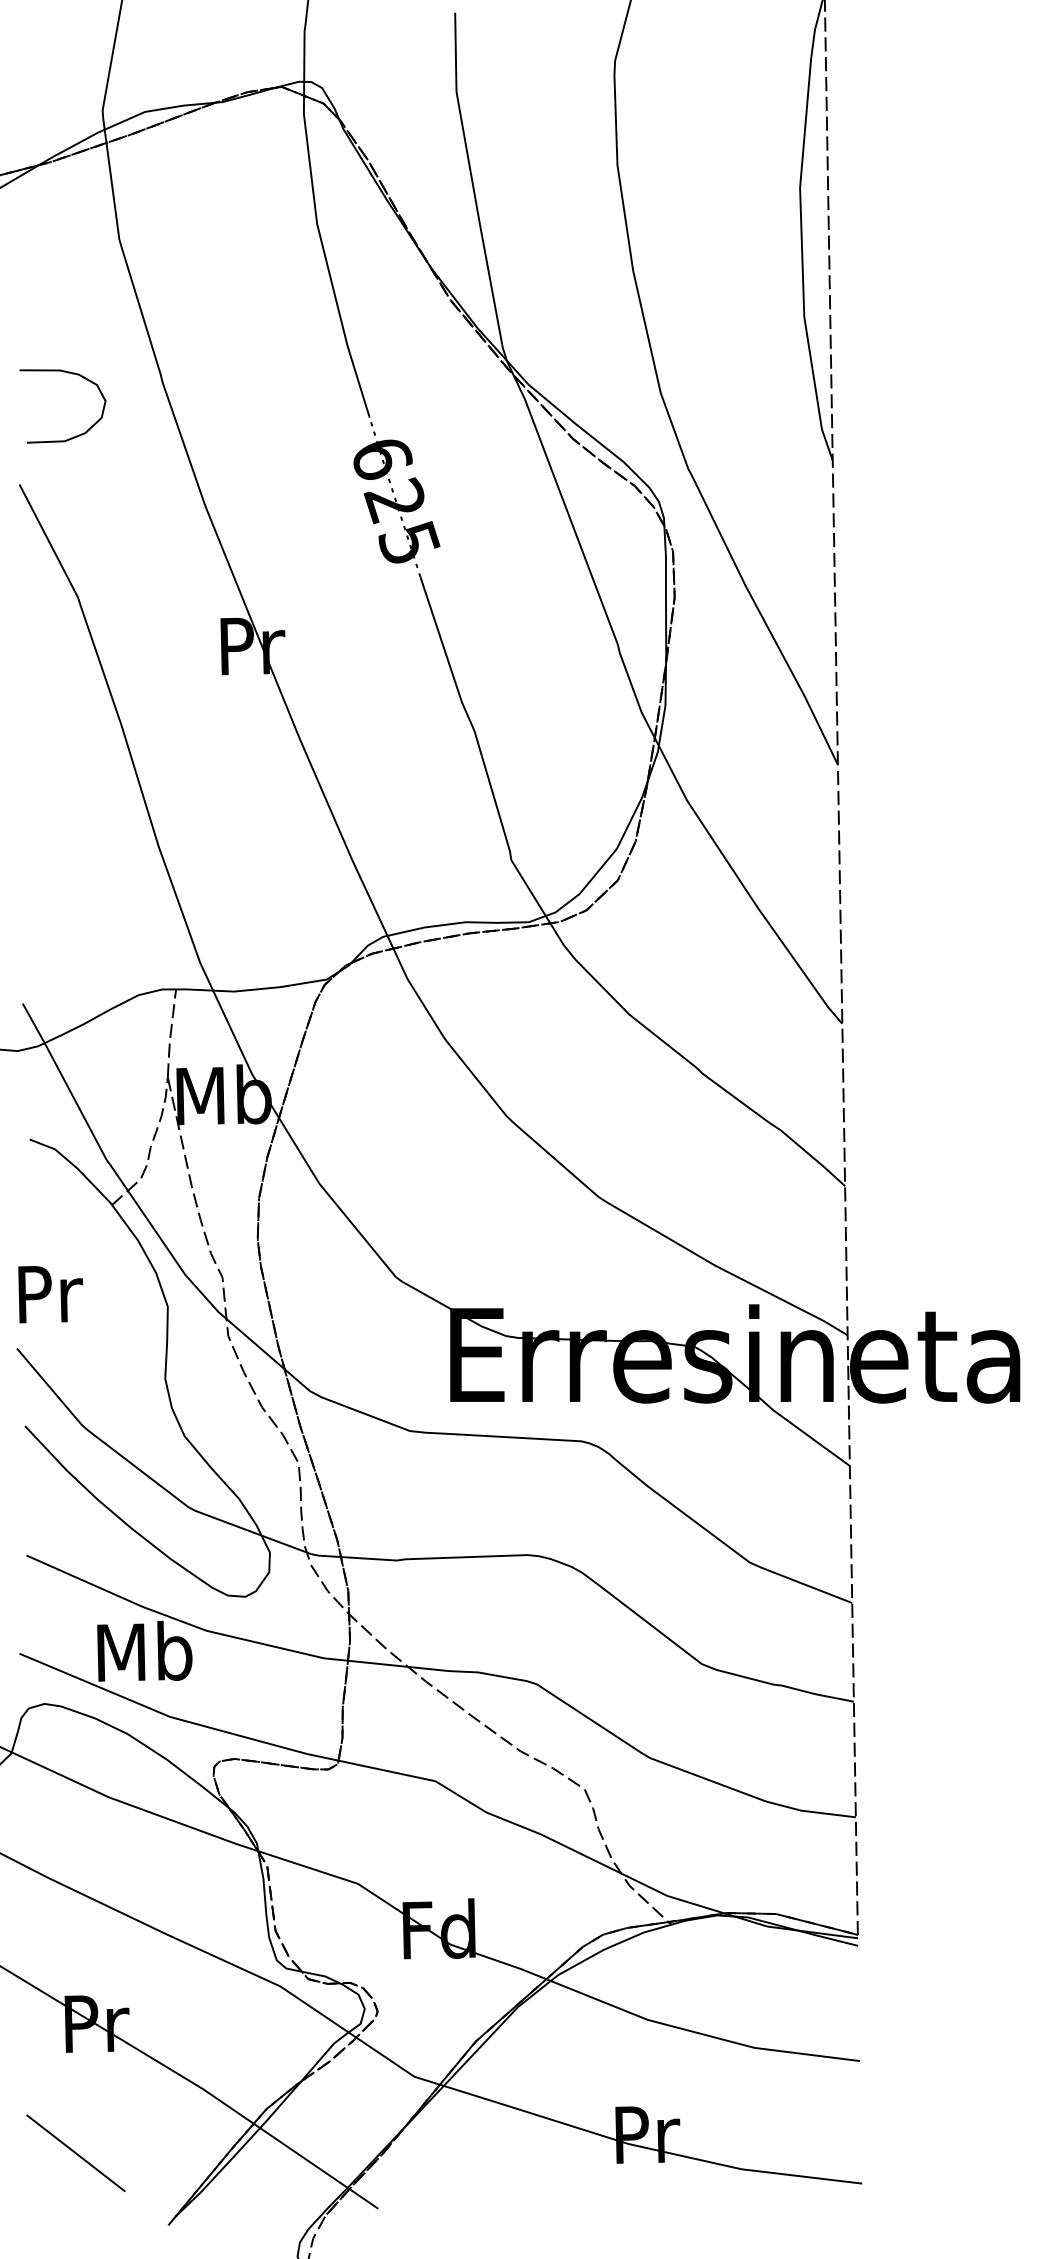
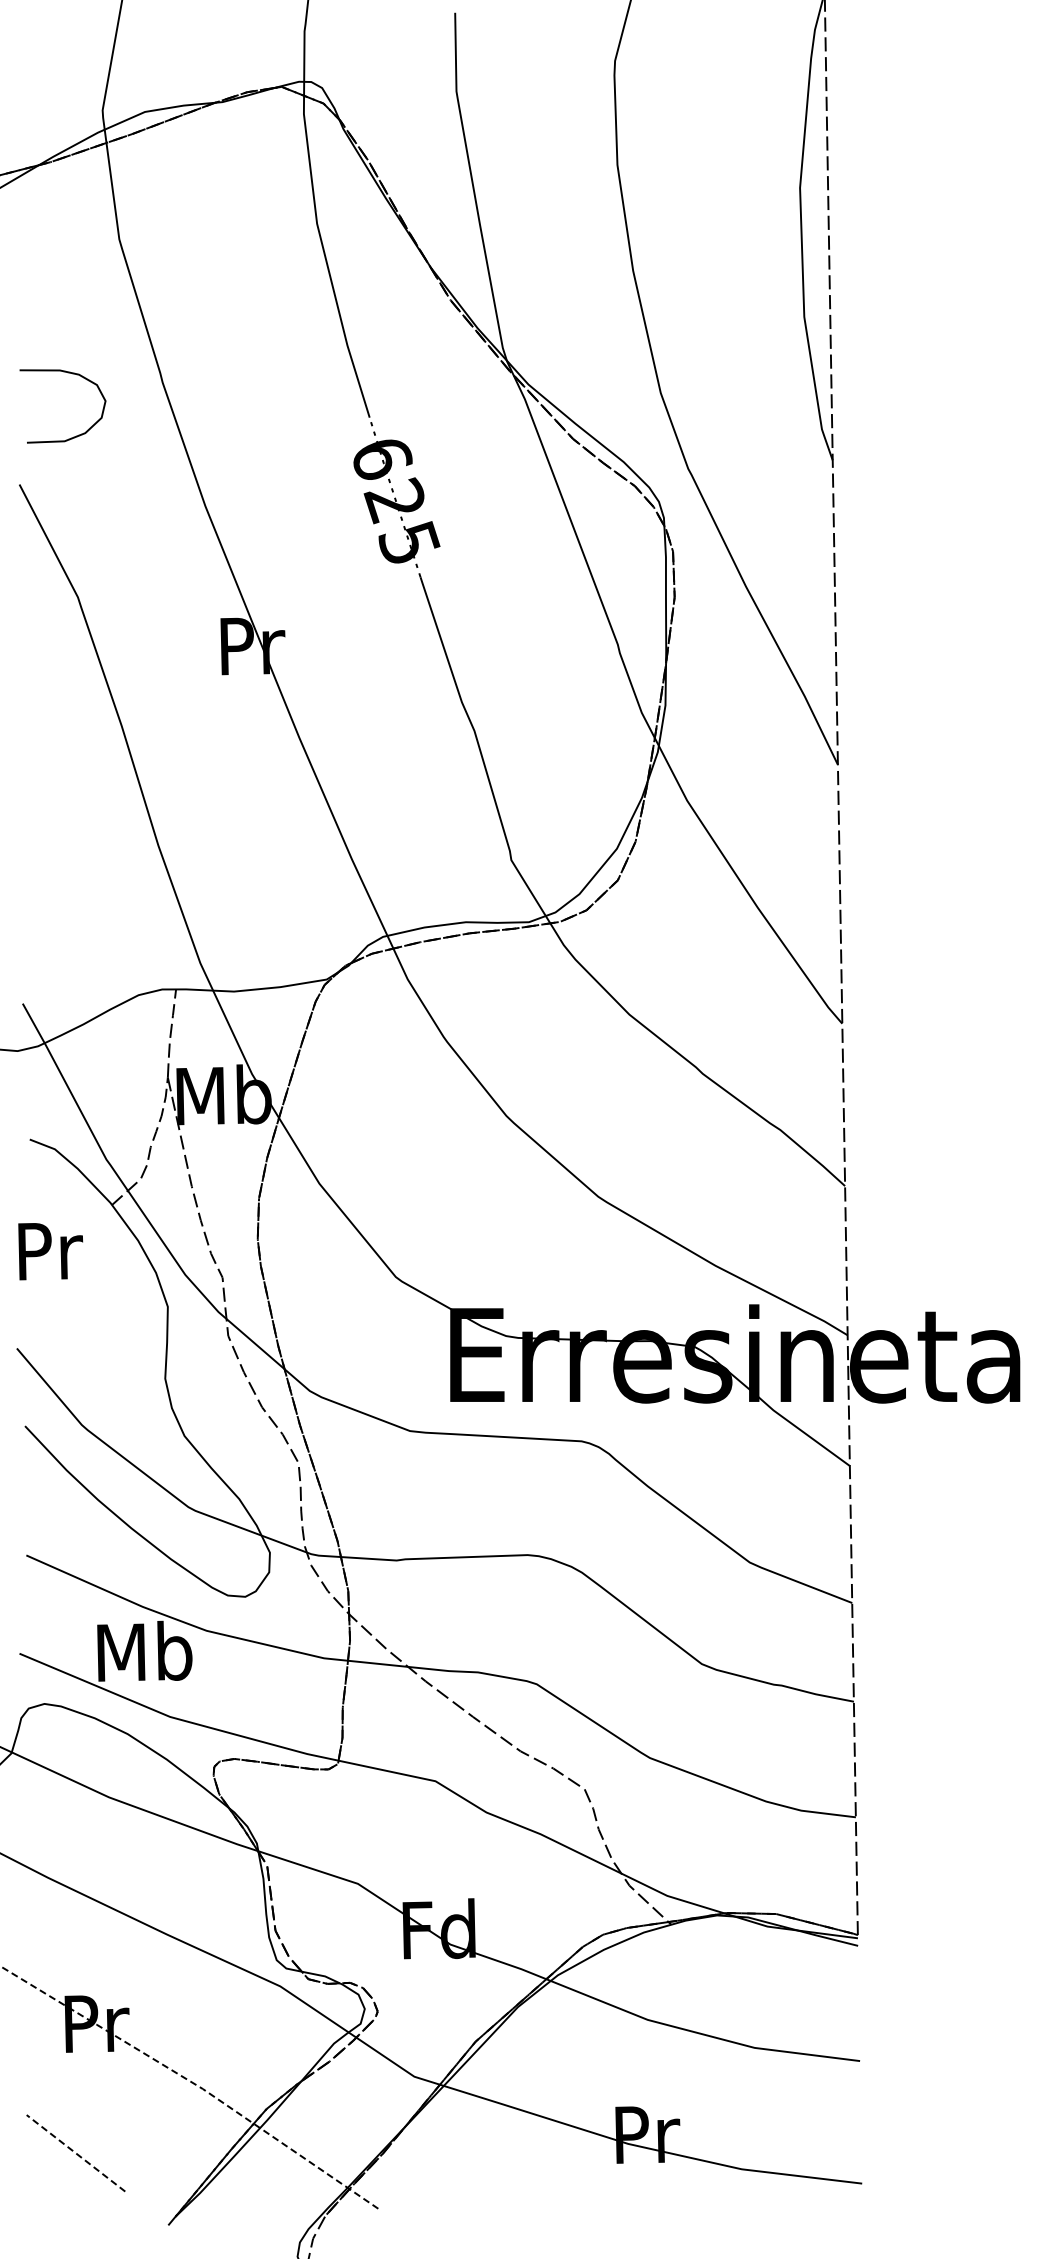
text position: (50, 1294) -> (50, 1251) (50, 1251)
line: solid -> dashed (192, 2082)
line: solid -> dashed (75, 2153)
